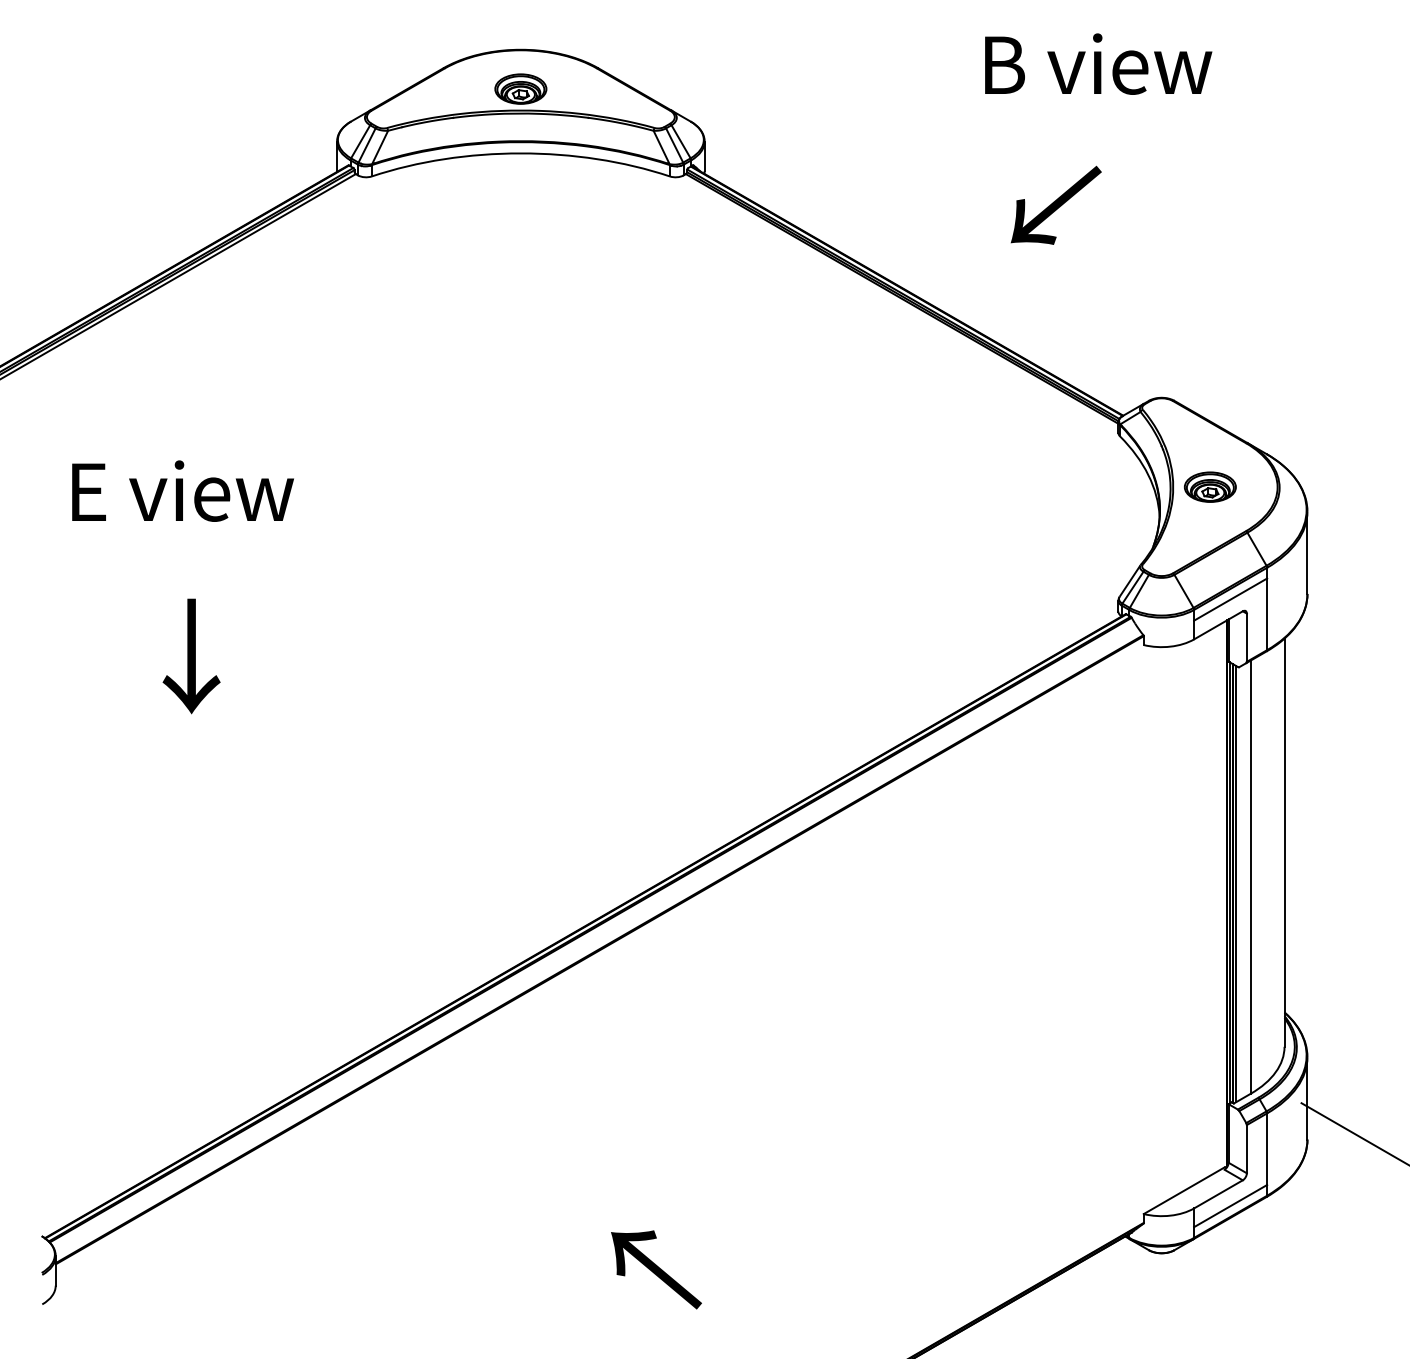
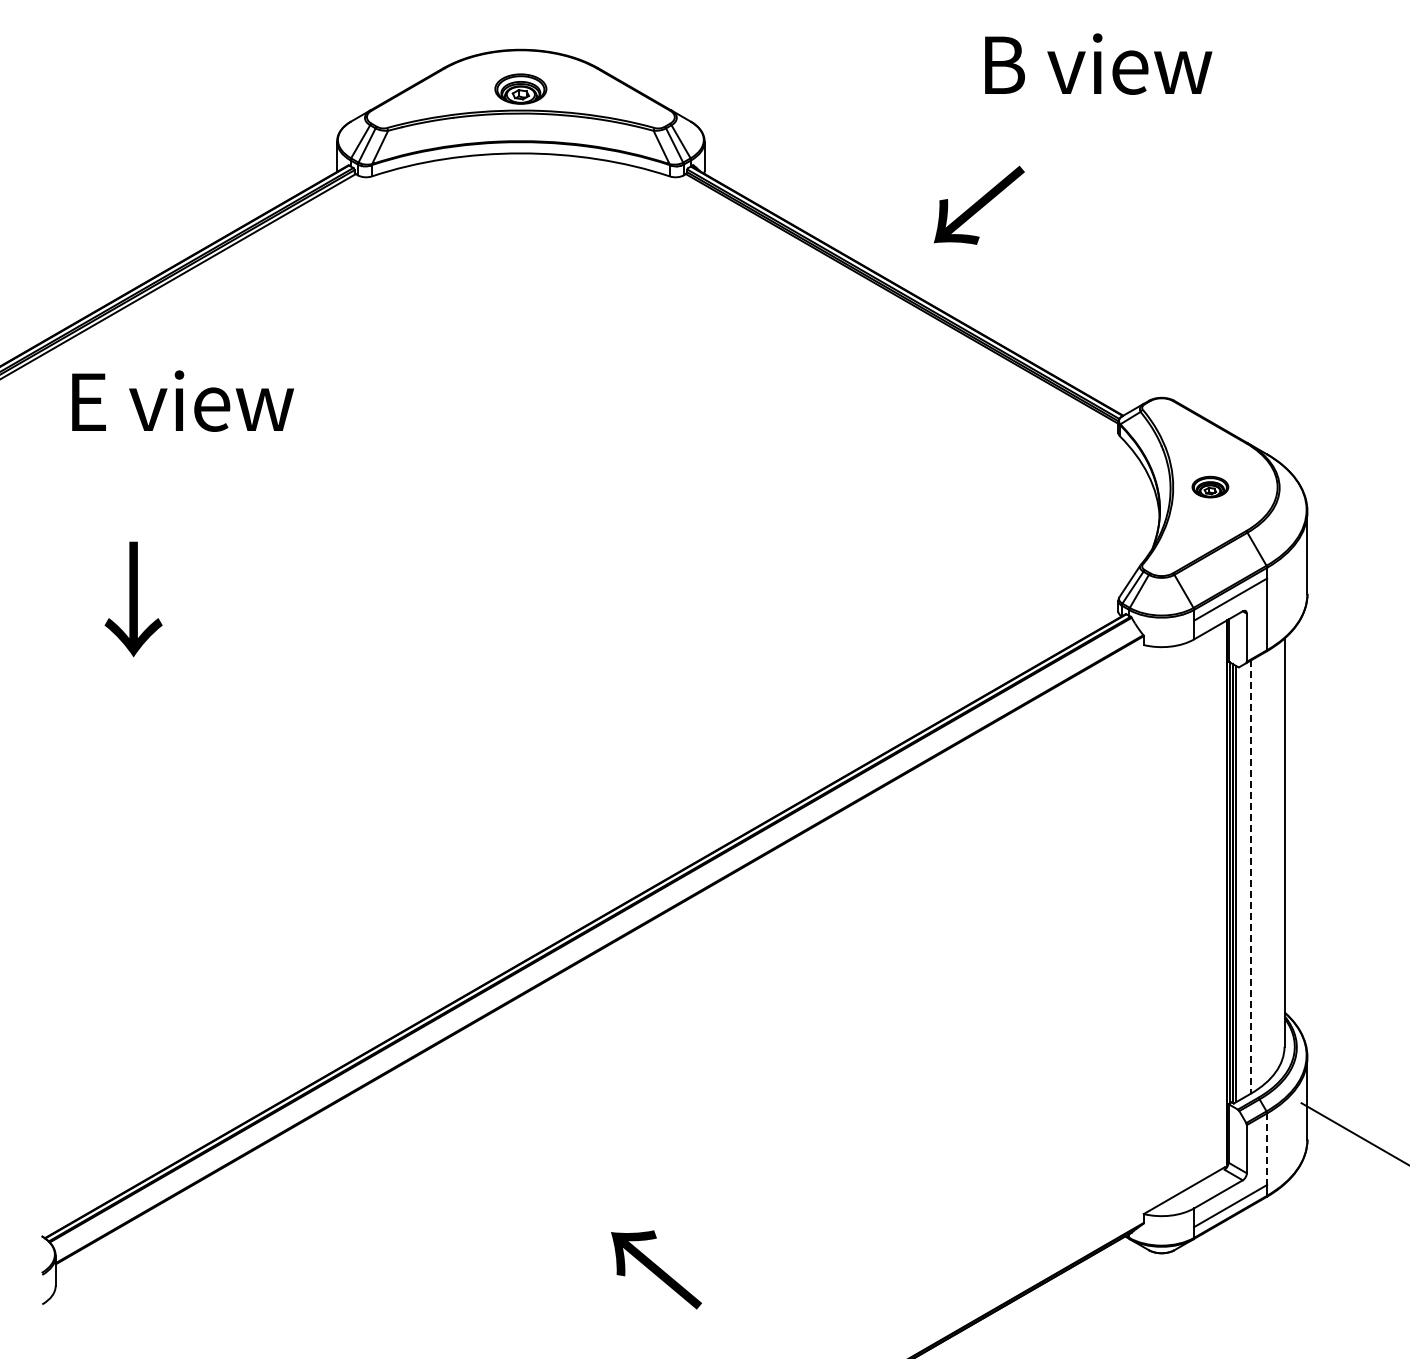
text position: (1055, 204) -> (978, 204) (978, 204)
part size: 53x32 px -> 39x24 px (1210, 486)
text position: (182, 490) -> (182, 400) (182, 400)
text position: (191, 656) -> (133, 599) (133, 599)
line: solid -> dashed (1250, 877)
line: solid -> dashed (1267, 1149)
